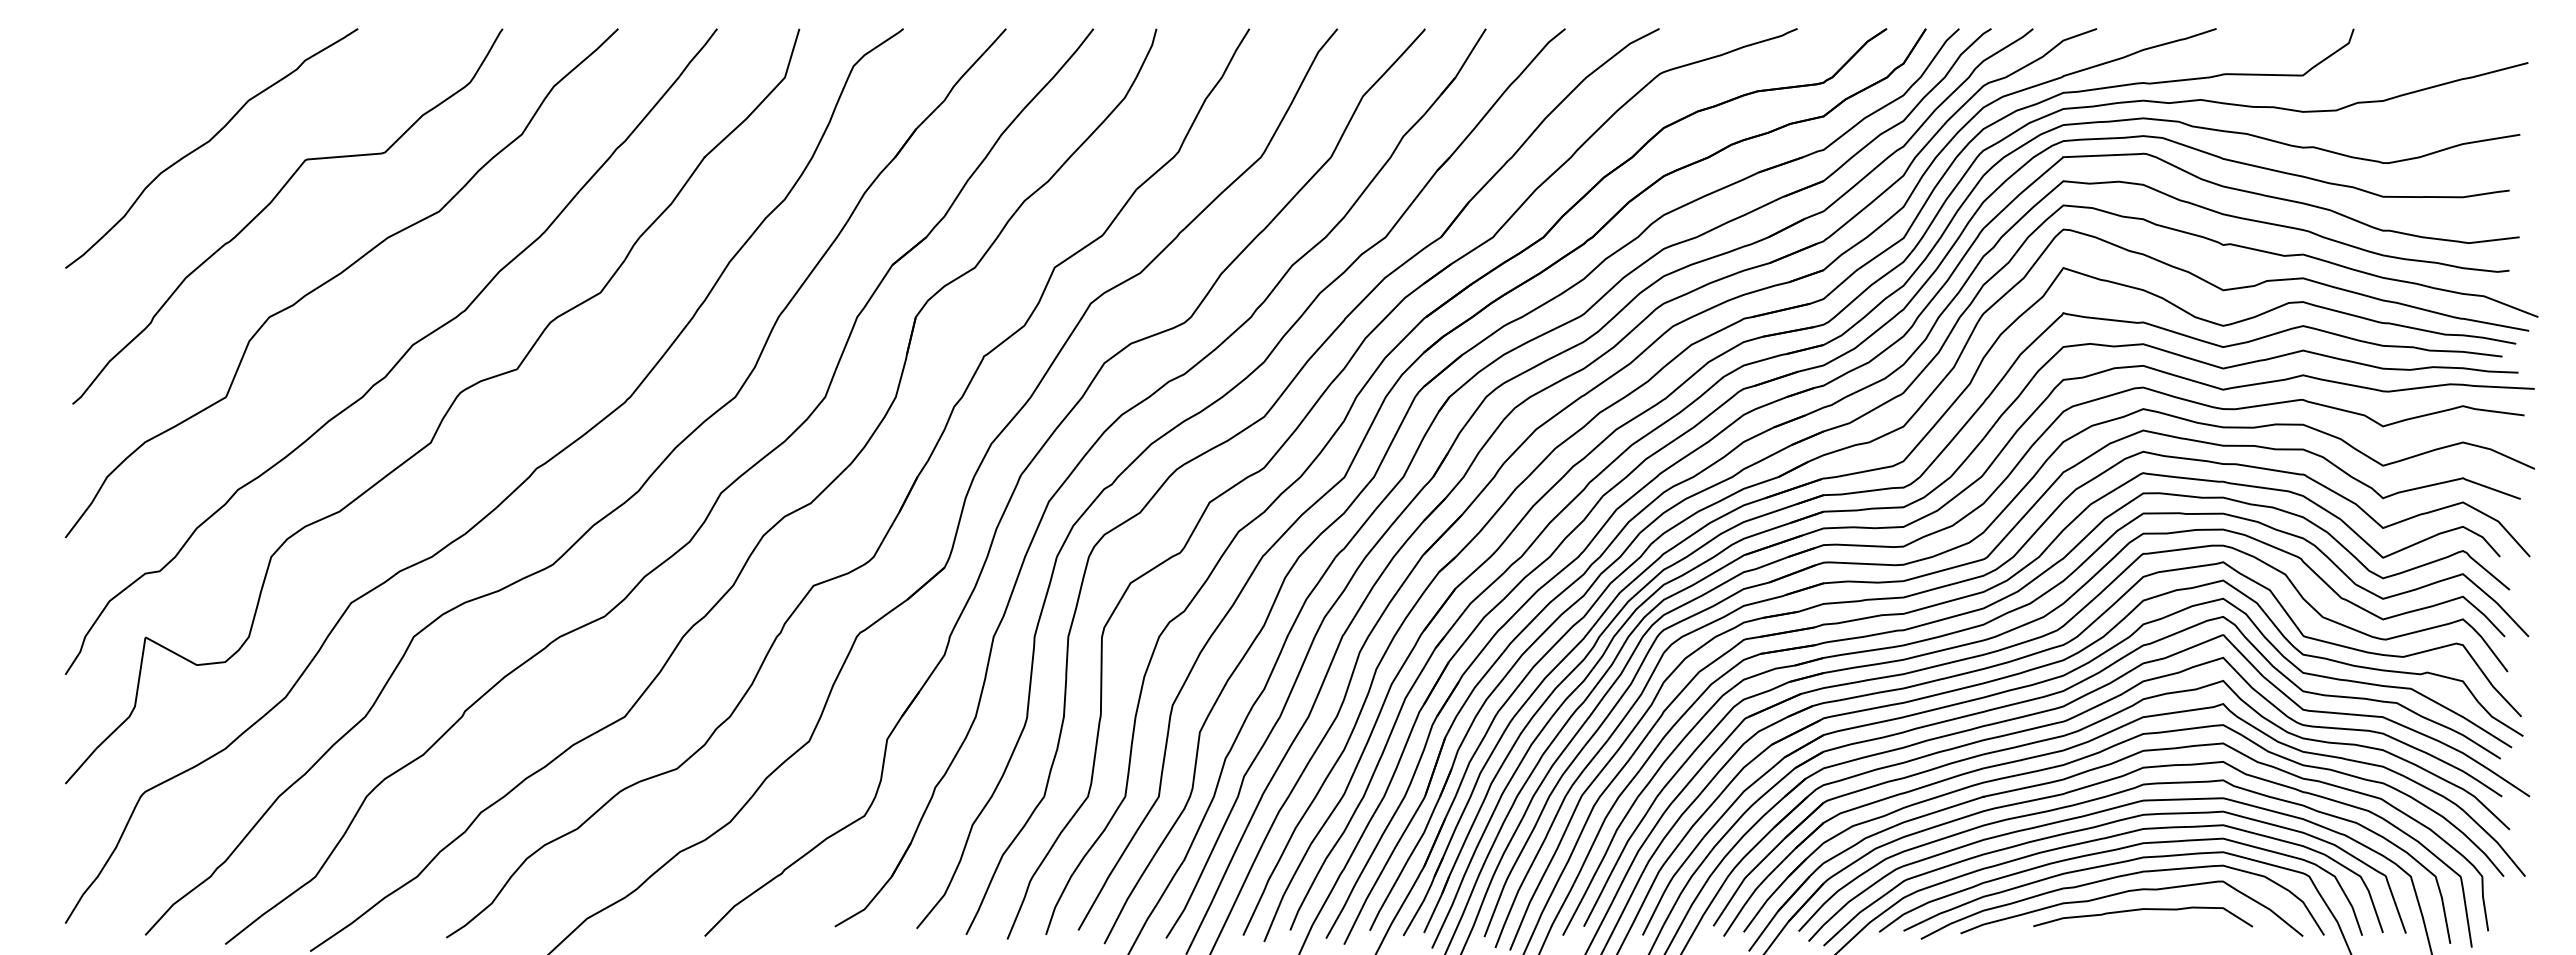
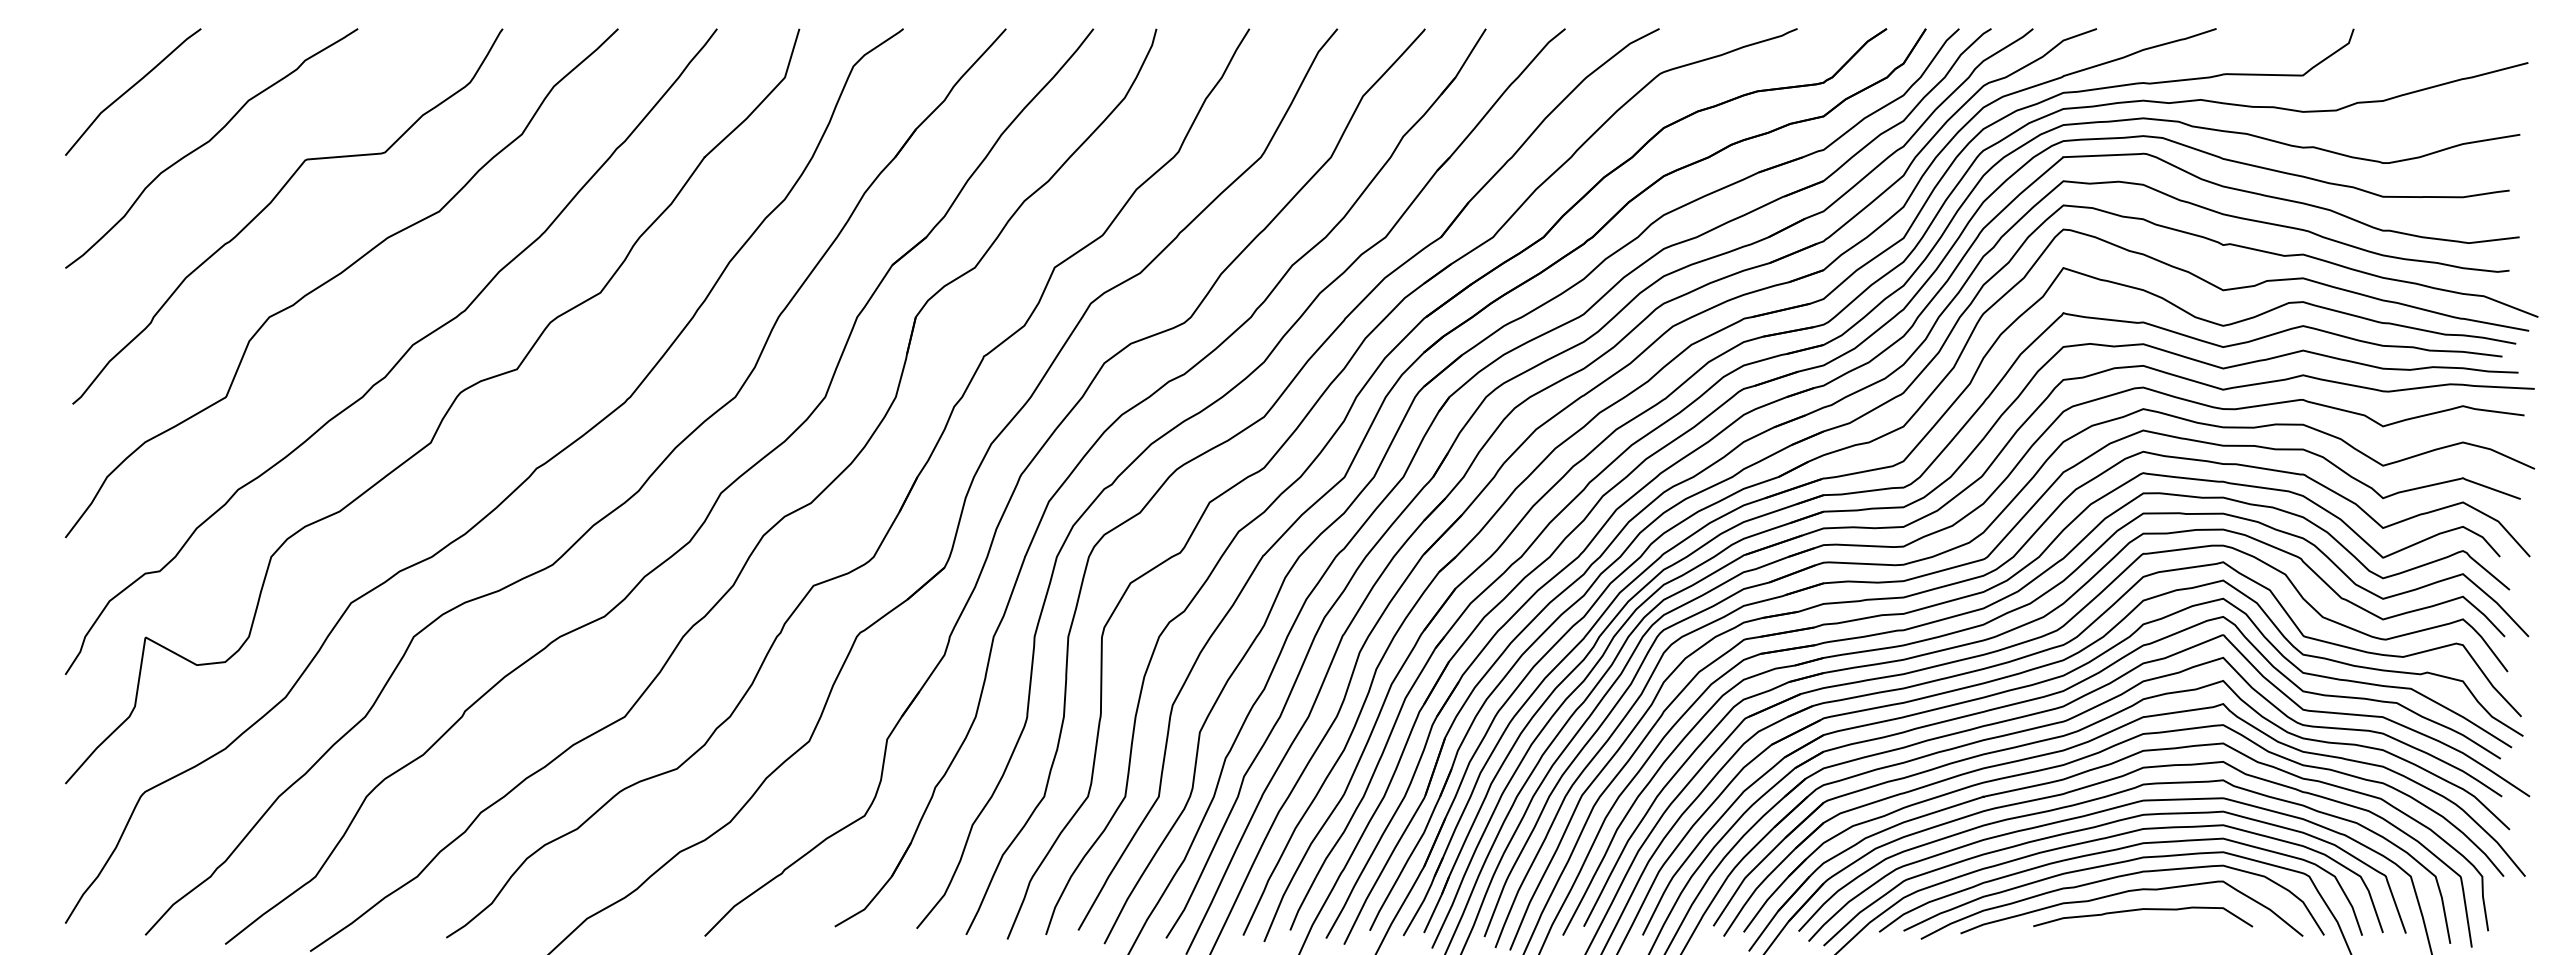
curve: none -> present (131, 88)
